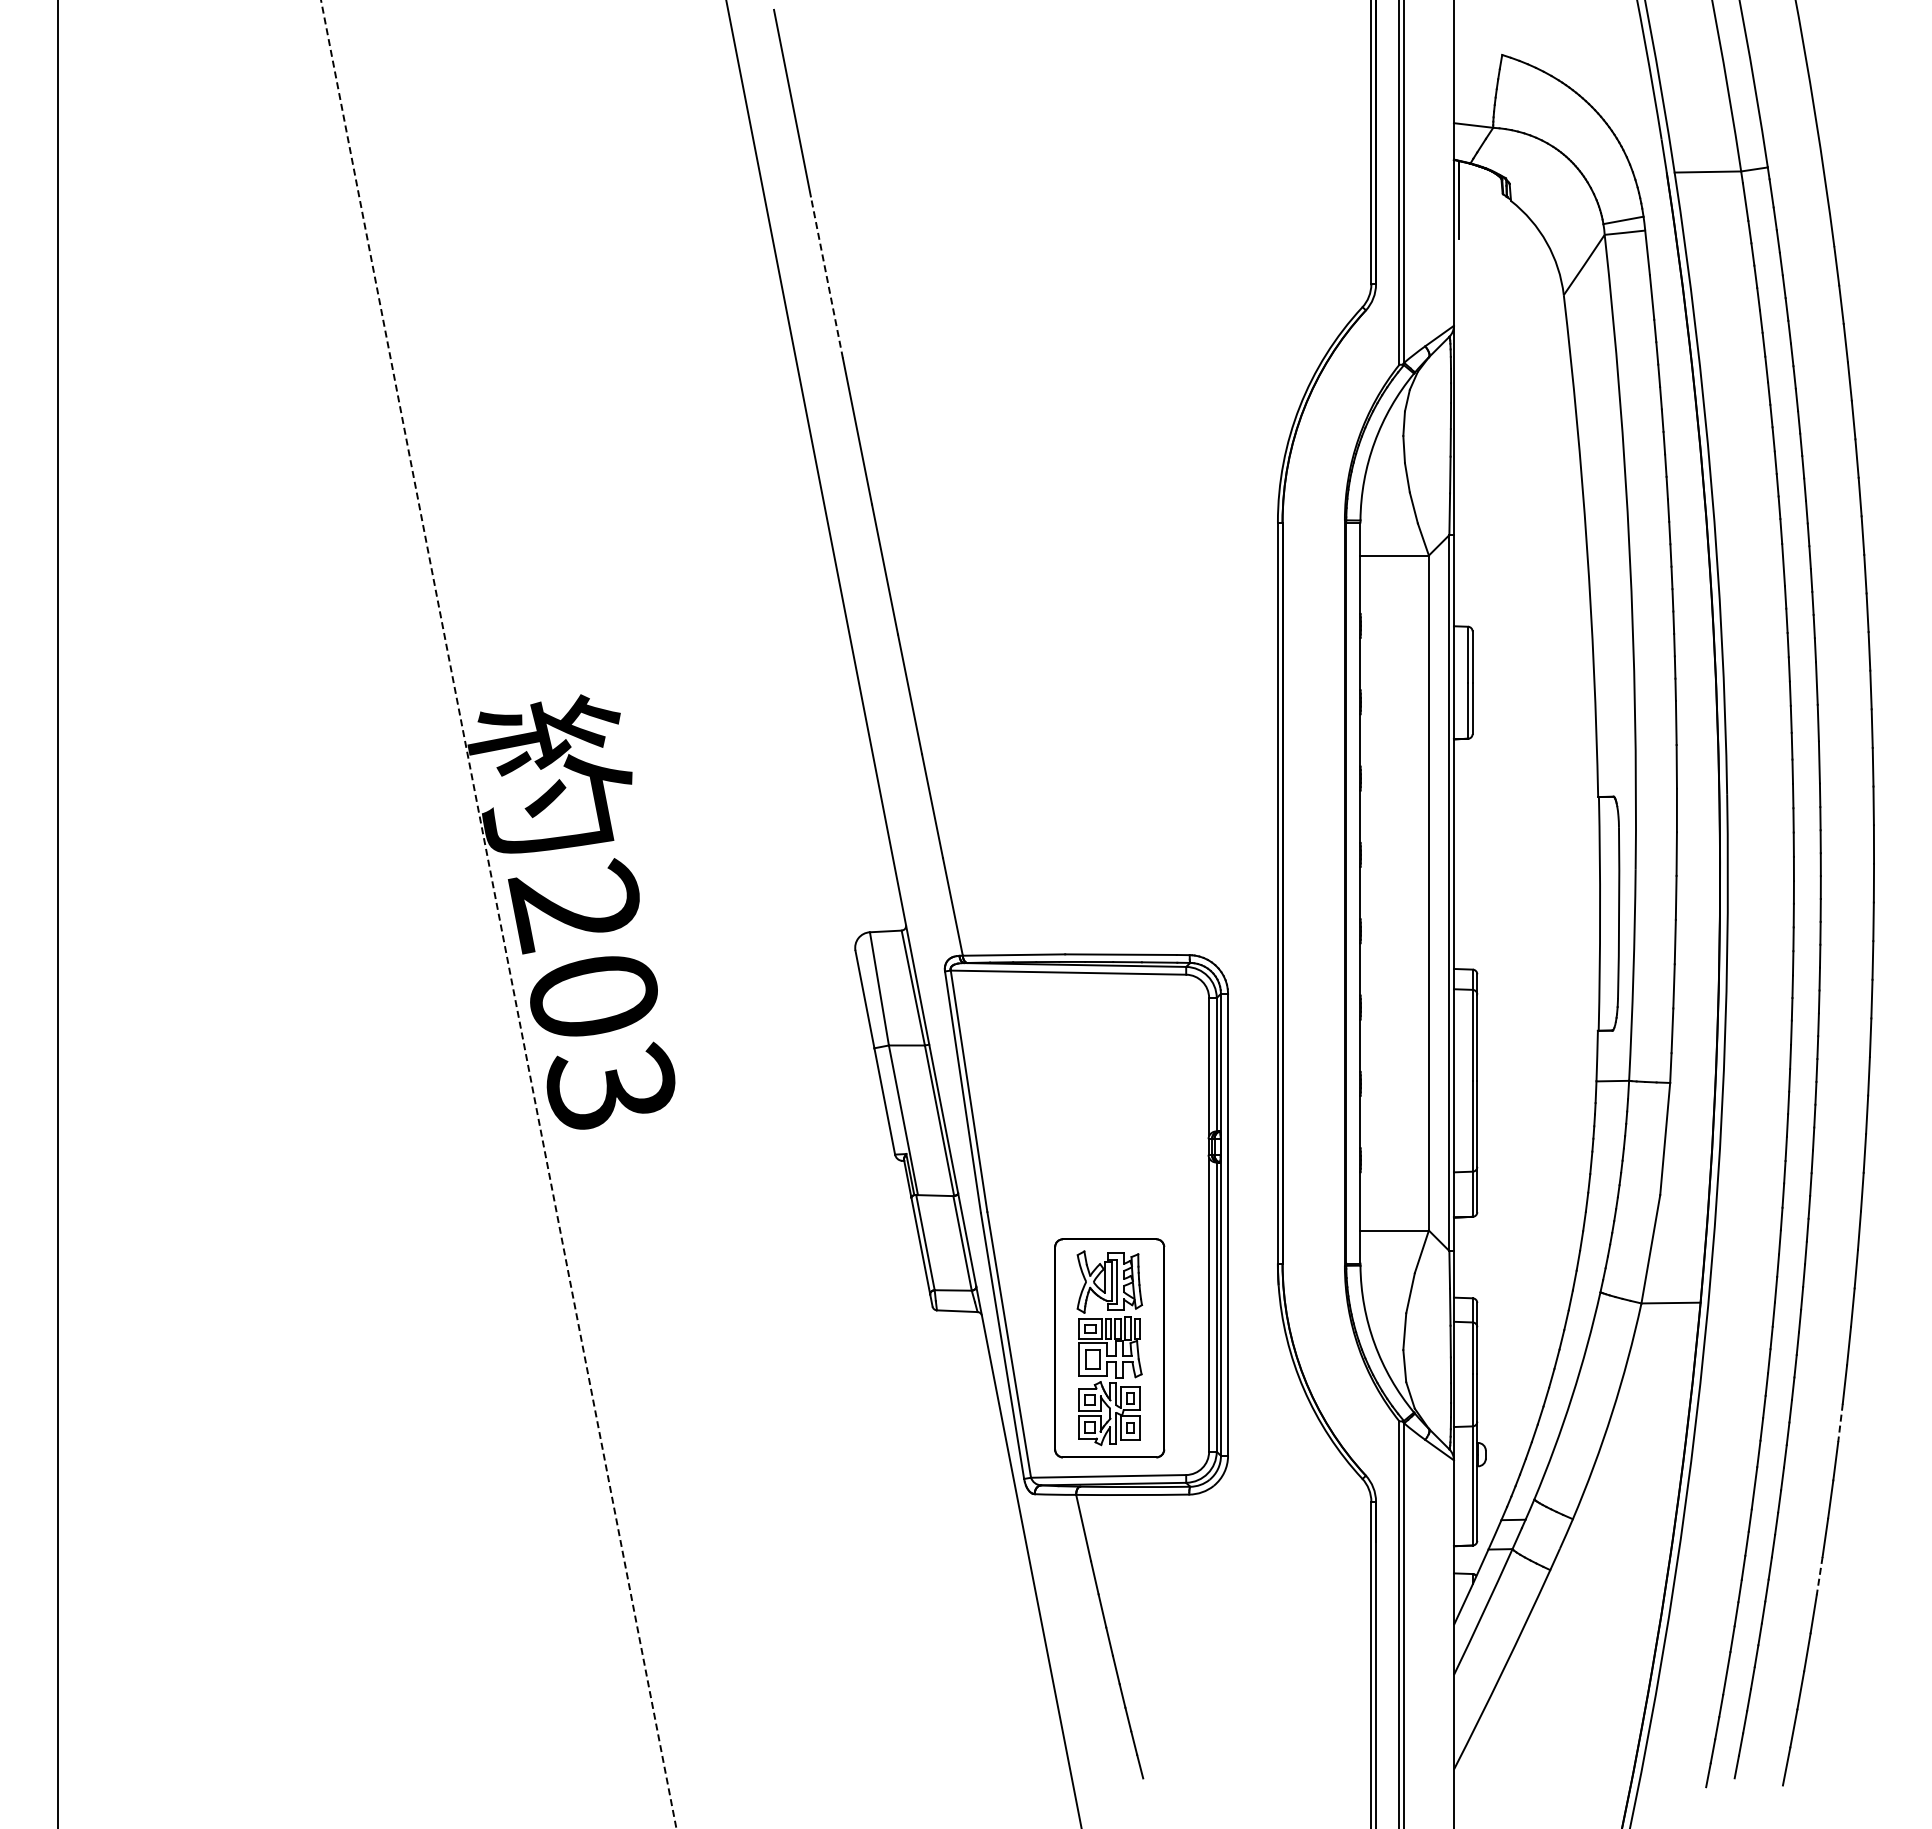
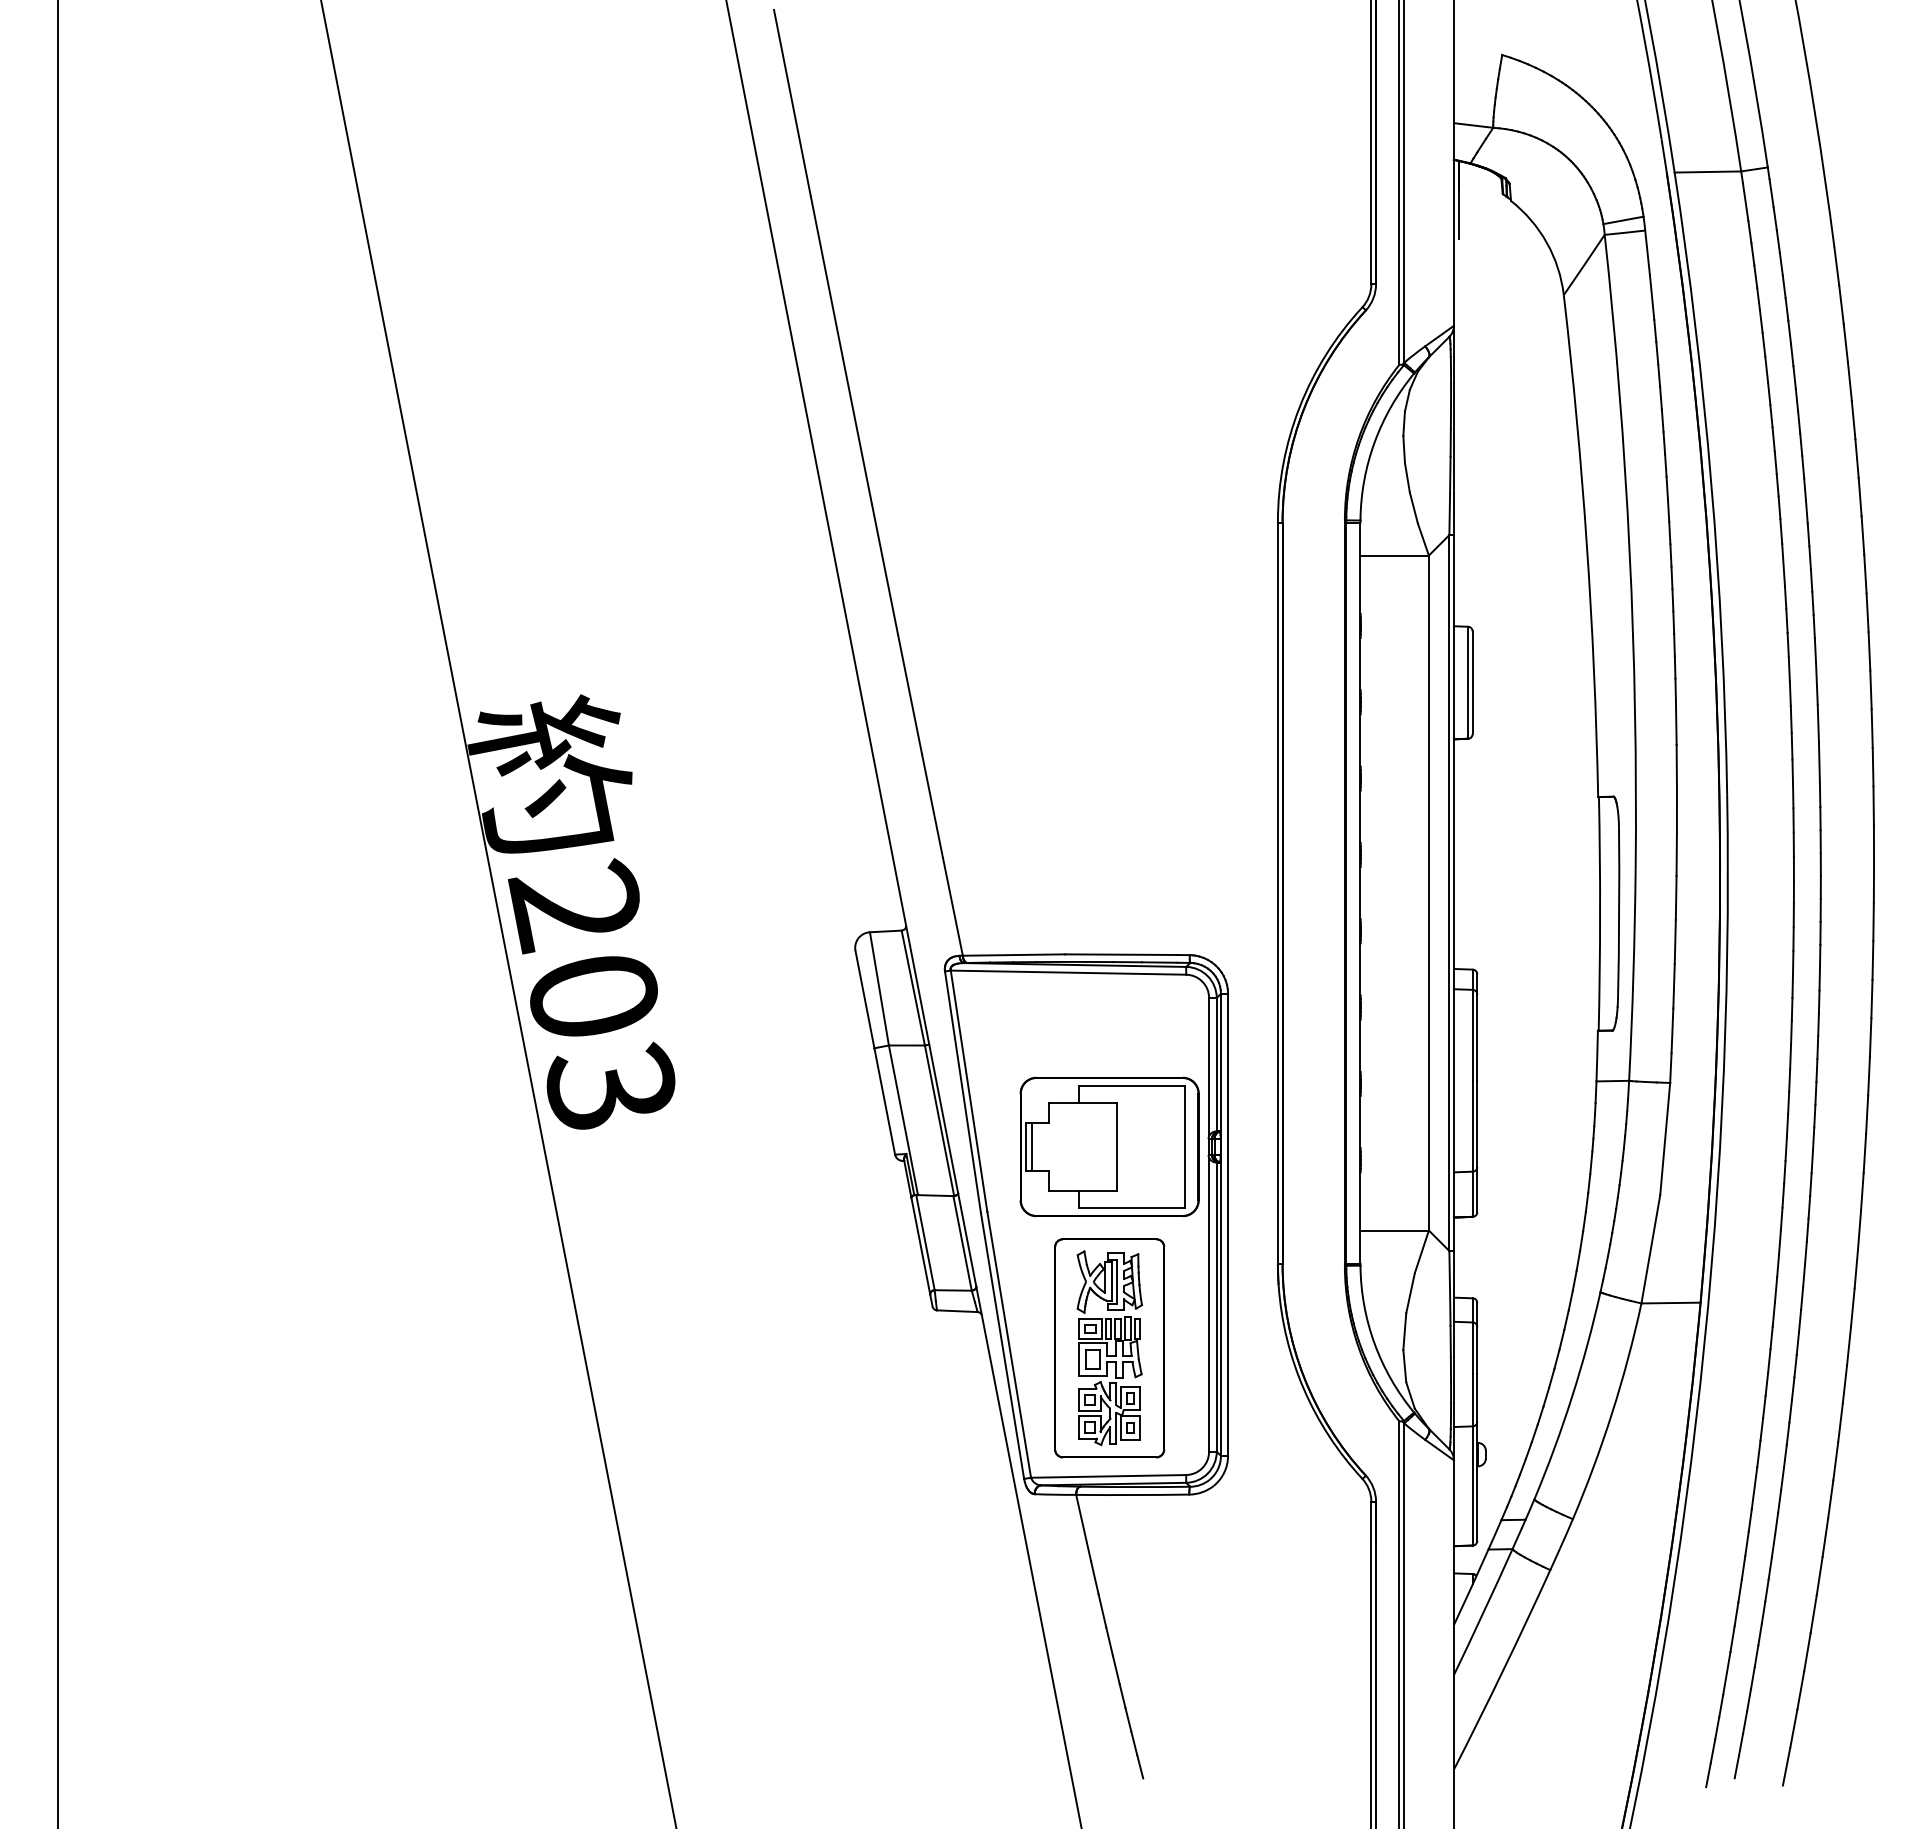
line: dashed -> solid (826, 277)
line: dashed -> solid (498, 914)
part: none -> present (1109, 1146)
line: dashed -> solid (1840, 1423)
line: dashed -> solid (1819, 1576)
